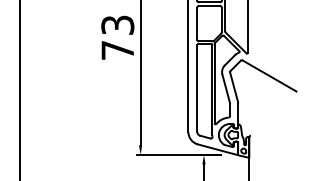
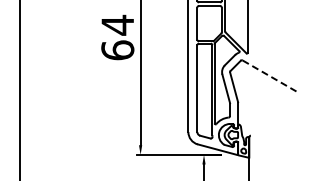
text: 73 -> 64 (117, 37)
line: solid -> dashed (269, 75)
